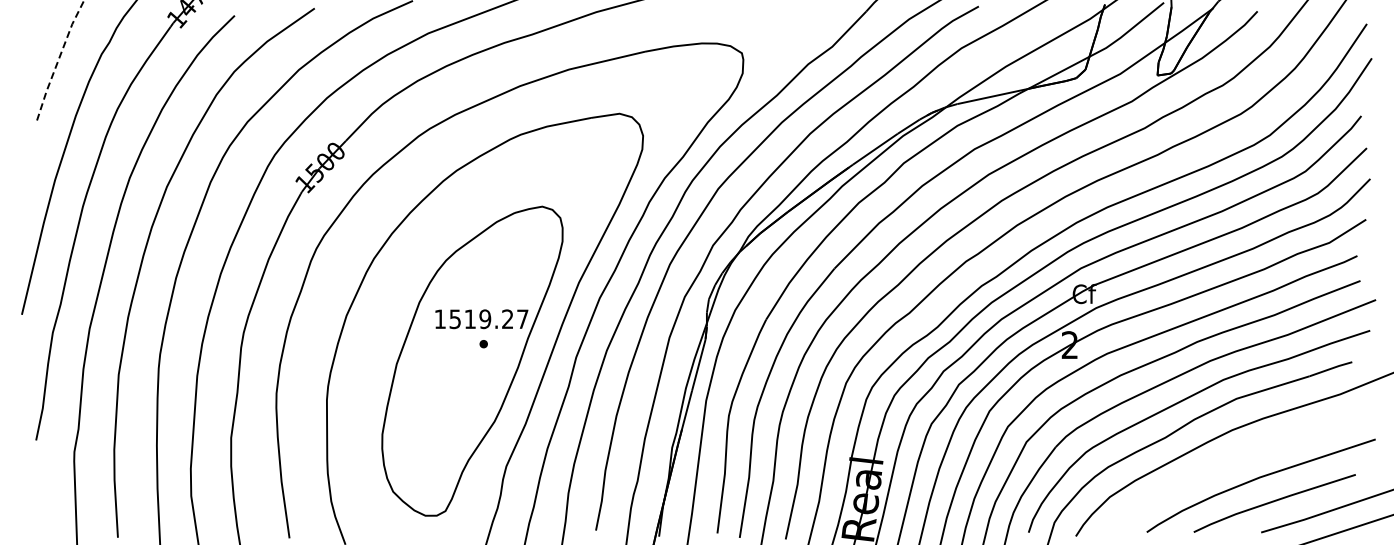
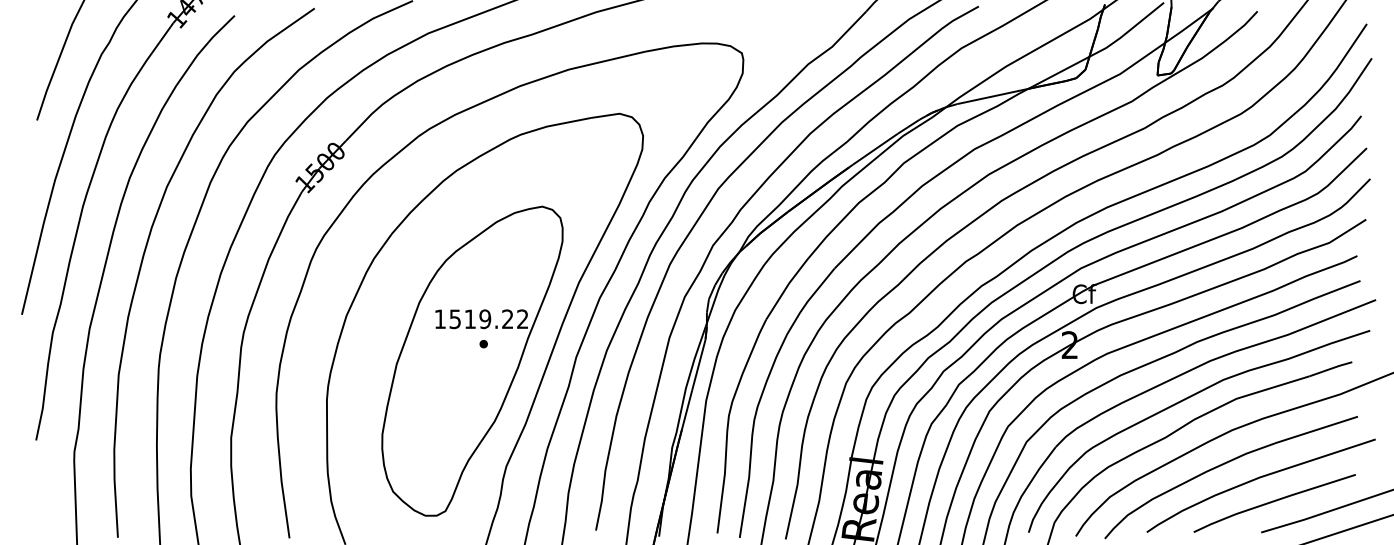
line: dashed -> solid (58, 59)
text: 1519.27 -> 1519.22 (522, 318)
curve: none -> present (1223, 465)
